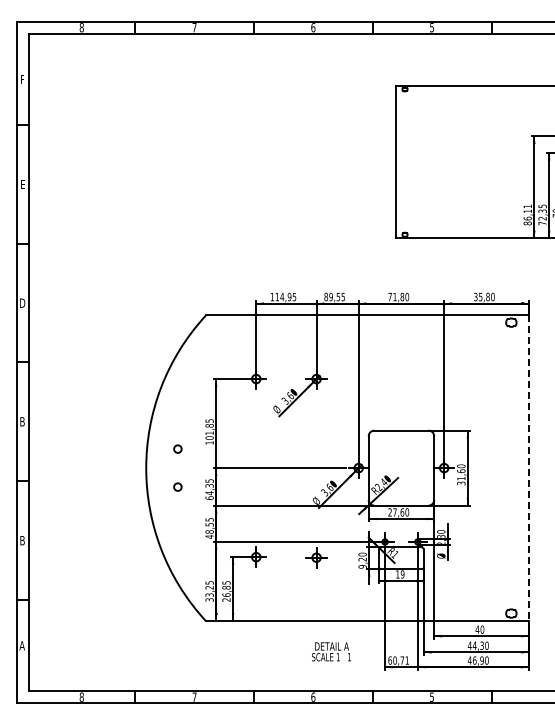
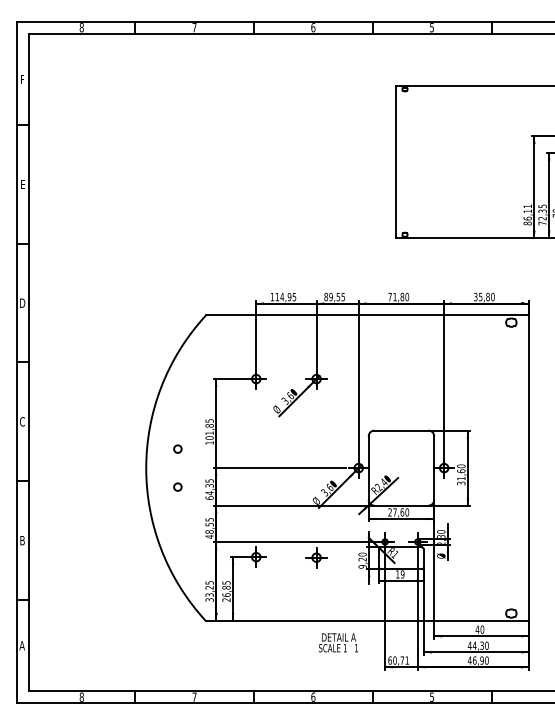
text: B -> C (22, 421)
line: dashed -> solid (529, 468)
text position: (331, 651) -> (338, 642) (338, 642)
